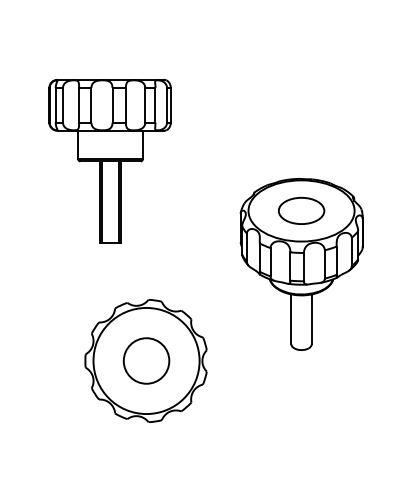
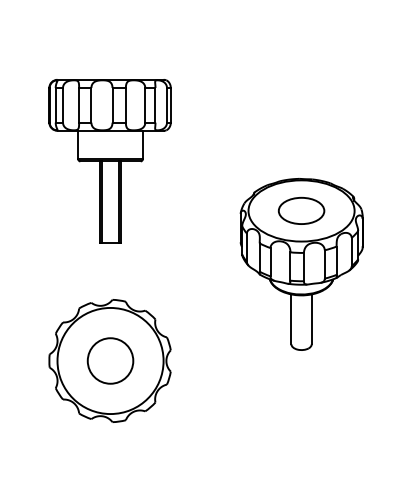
part position: (145, 360) -> (109, 360) (109, 360)
